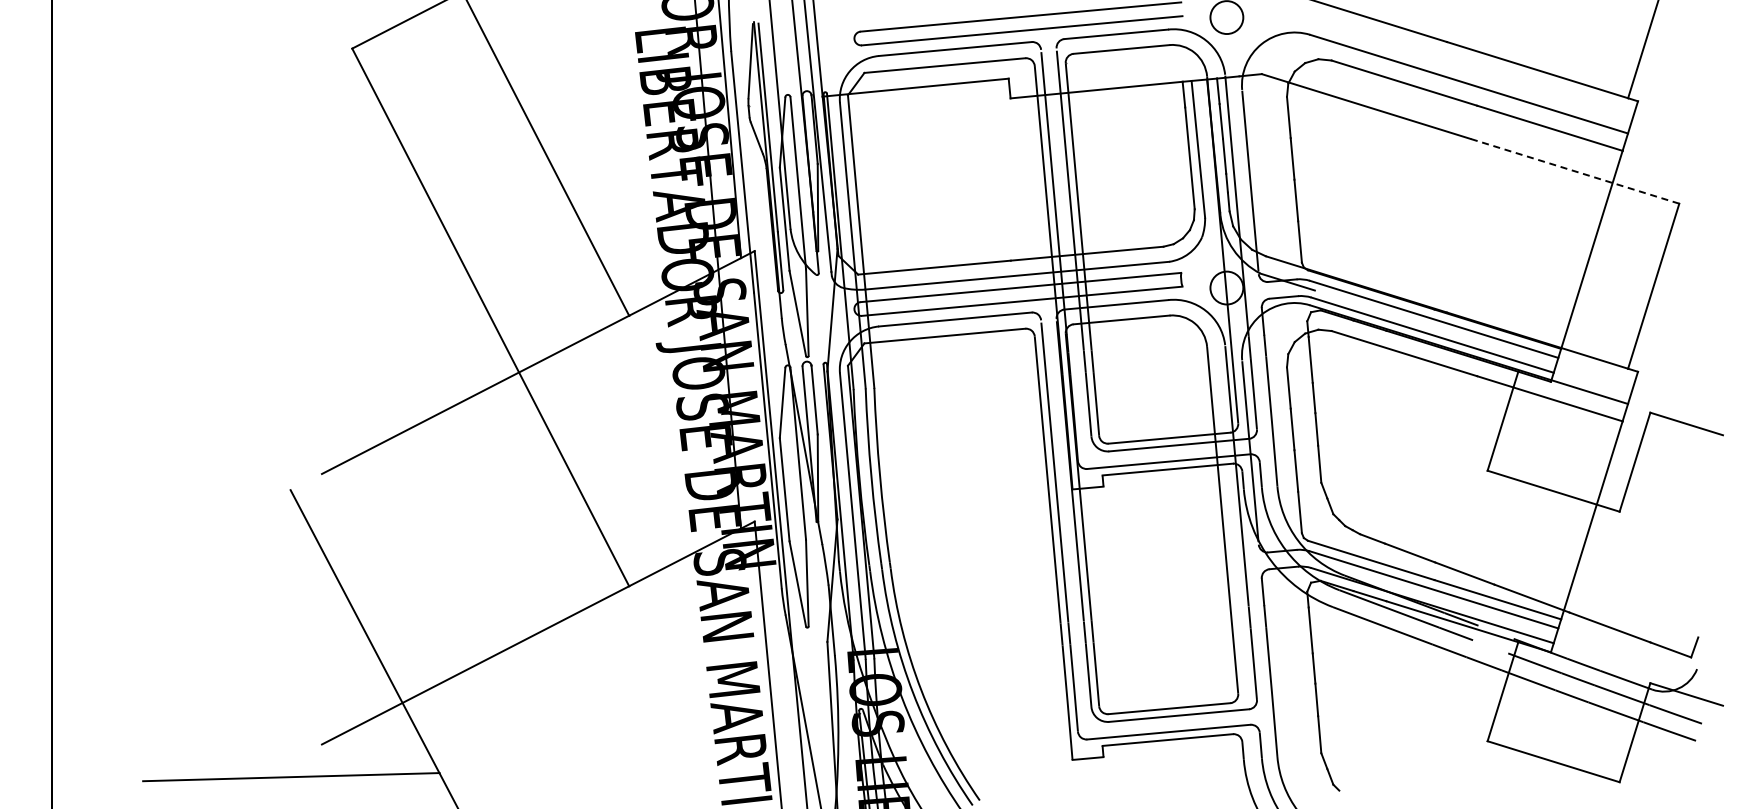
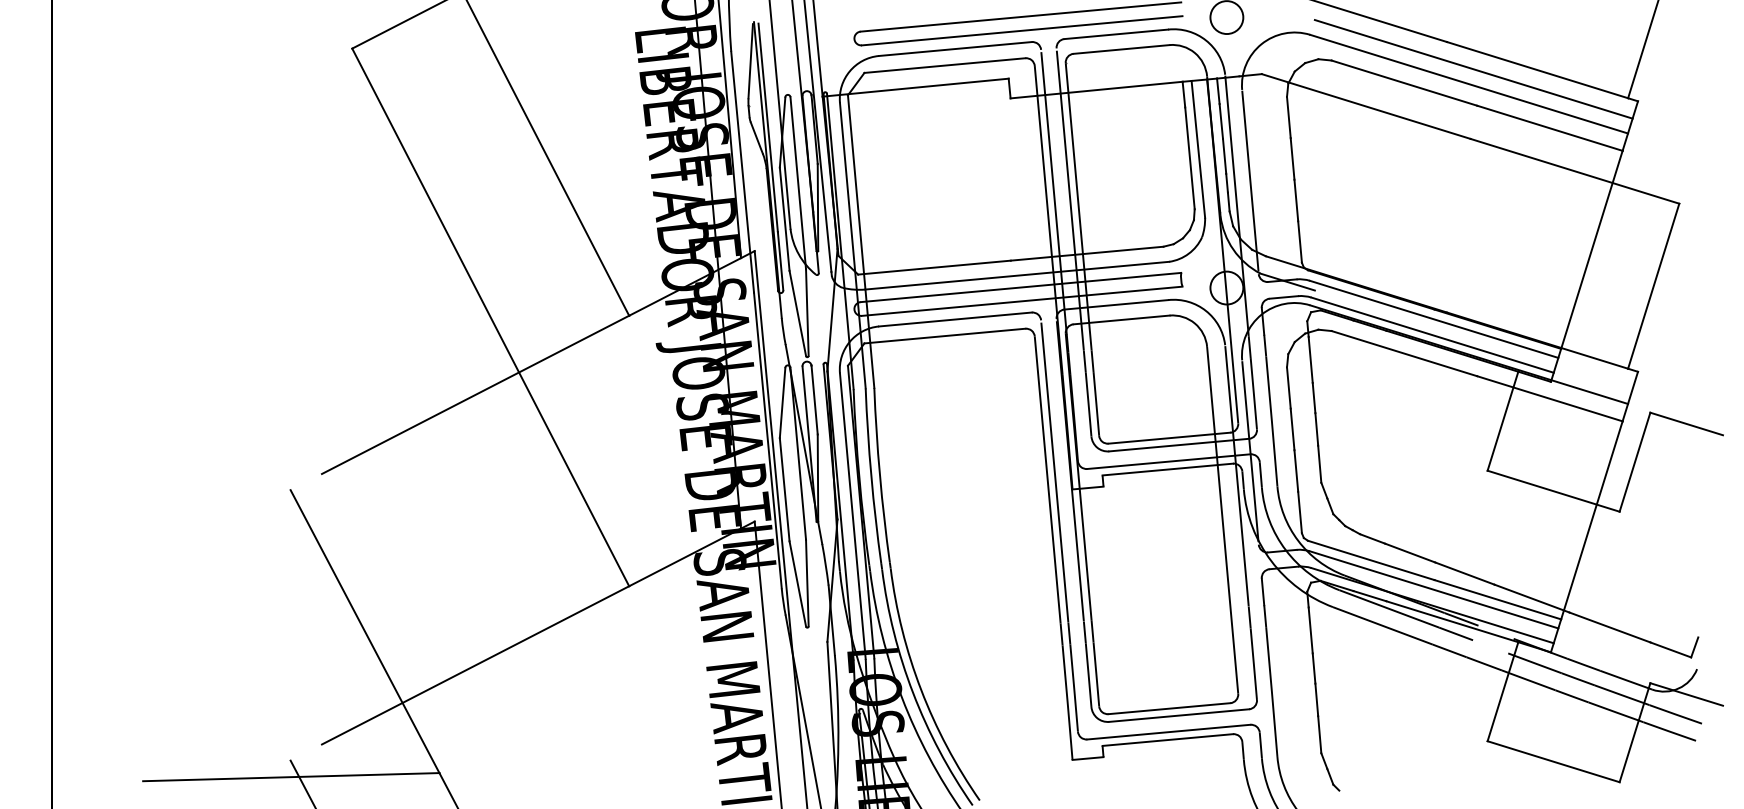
line: none -> present (1473, 69)
line: dashed -> solid (1574, 171)
line: none -> present (302, 782)
